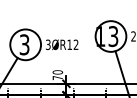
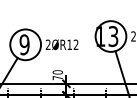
text: 3 -> 9 (24, 44)
text: 3ØR12 -> 2ØR12 (48, 45)
